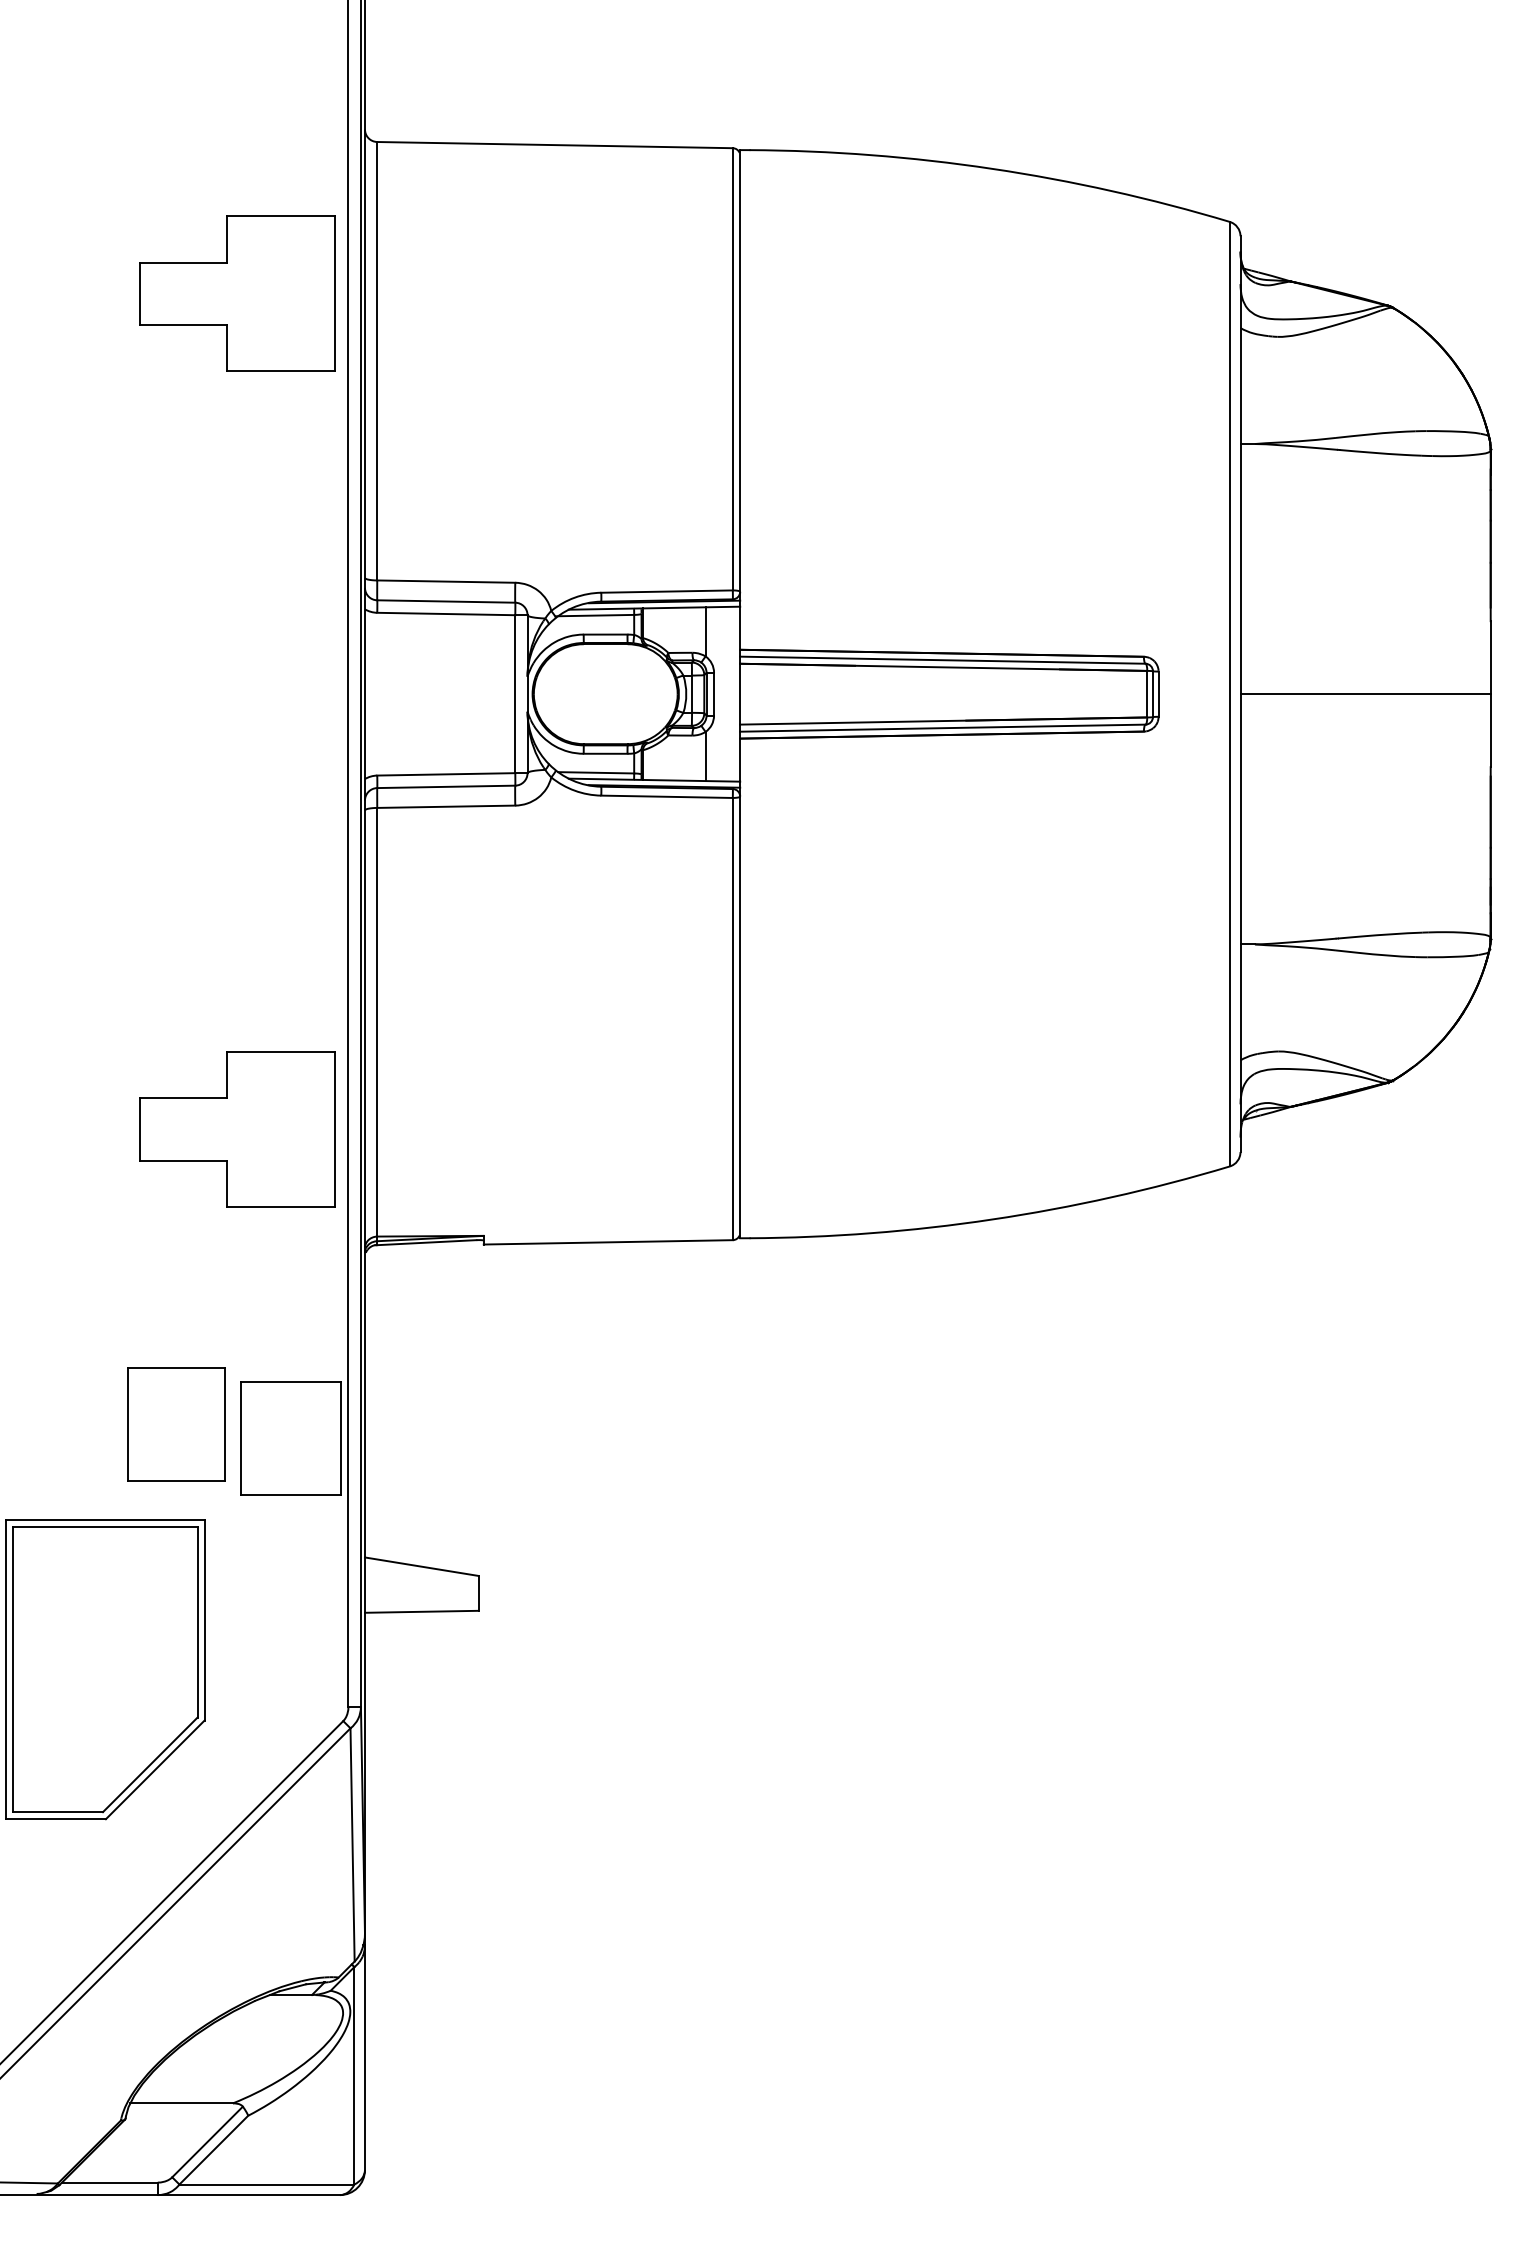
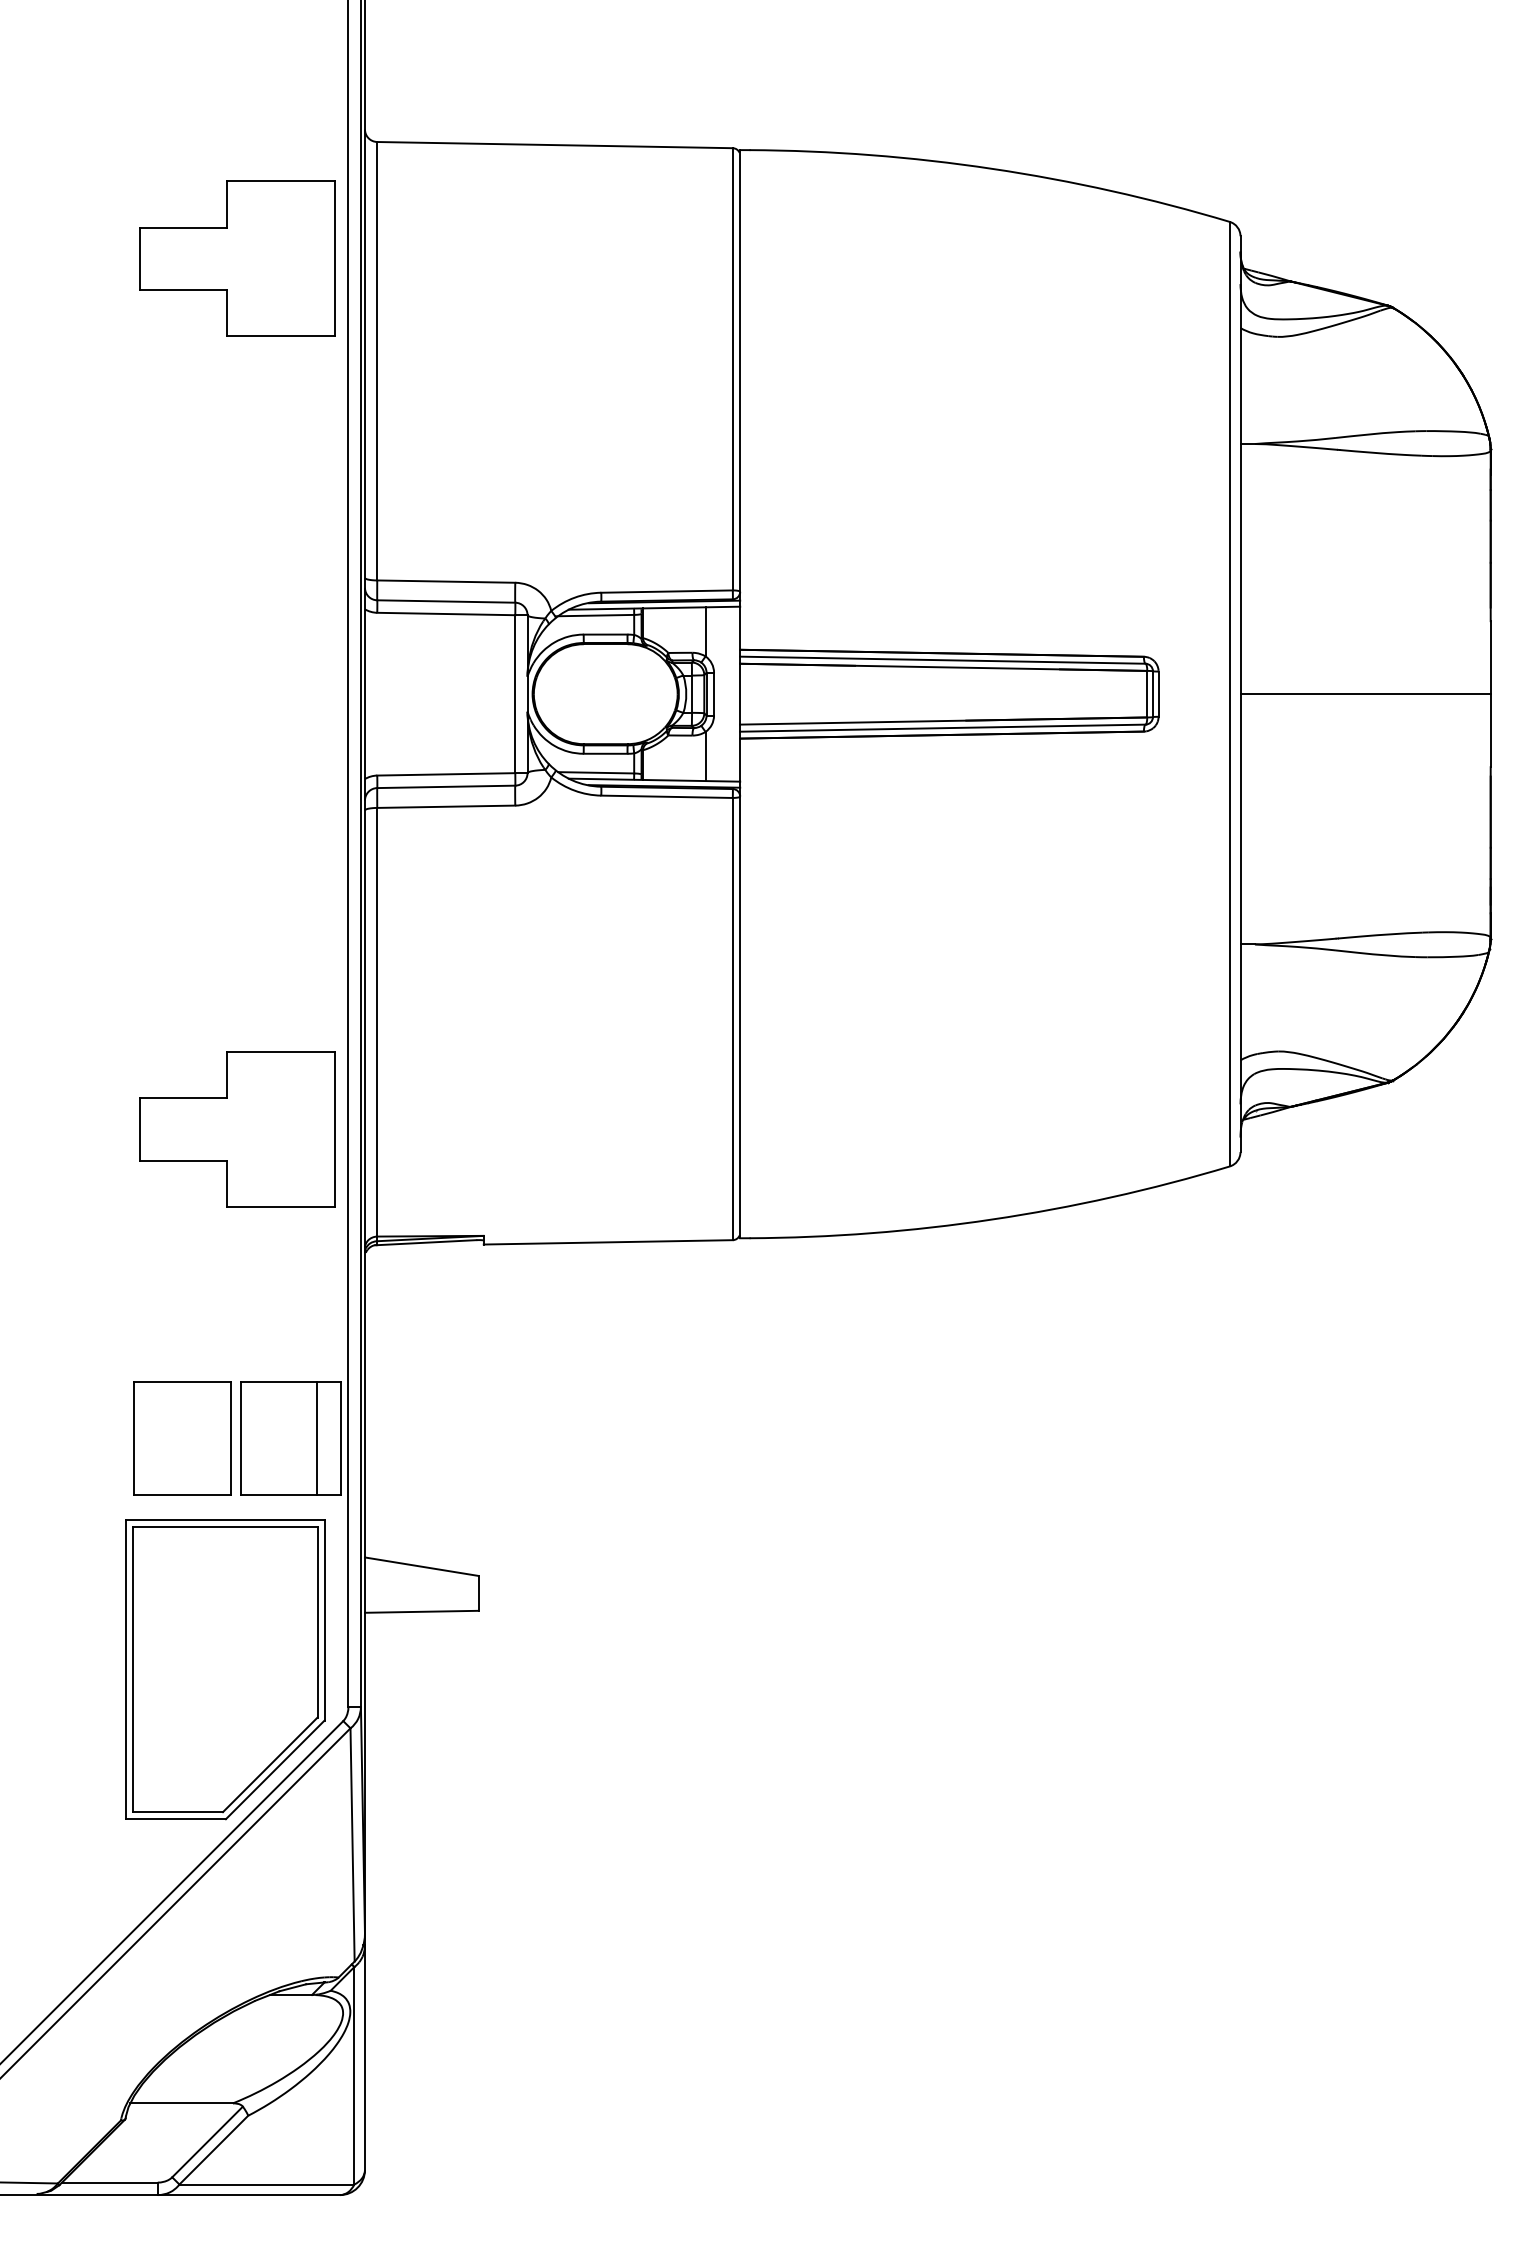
part position: (237, 293) -> (237, 258) (237, 258)
part position: (176, 1424) -> (182, 1438) (182, 1438)
line: none -> present (316, 1438)
part position: (105, 1669) -> (225, 1669) (225, 1669)
